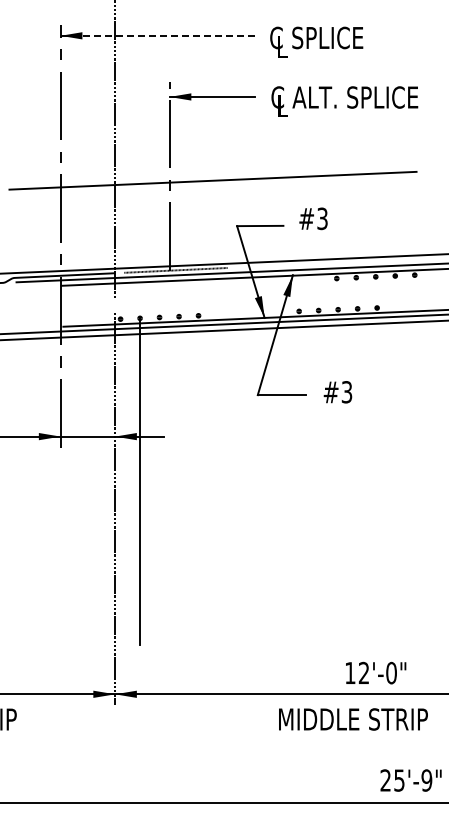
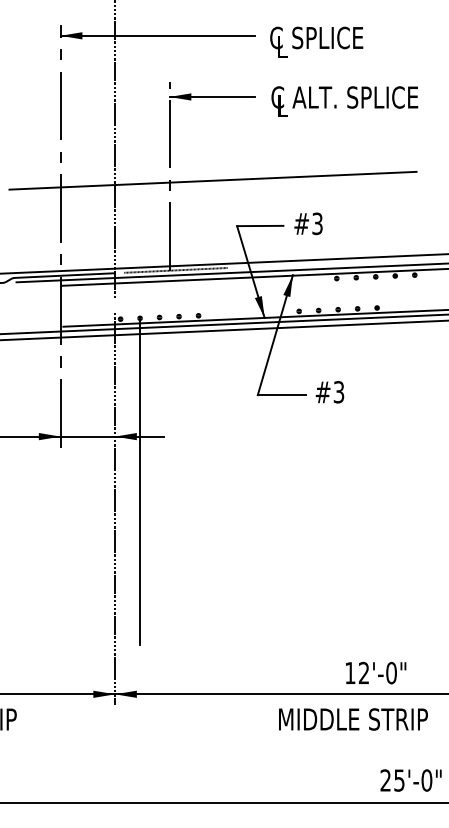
line: dashed -> solid (158, 35)
text position: (313, 218) -> (308, 223) (308, 223)
text position: (337, 392) -> (329, 392) (329, 392)
text: 25'-9" -> 25'-0" (426, 780)
